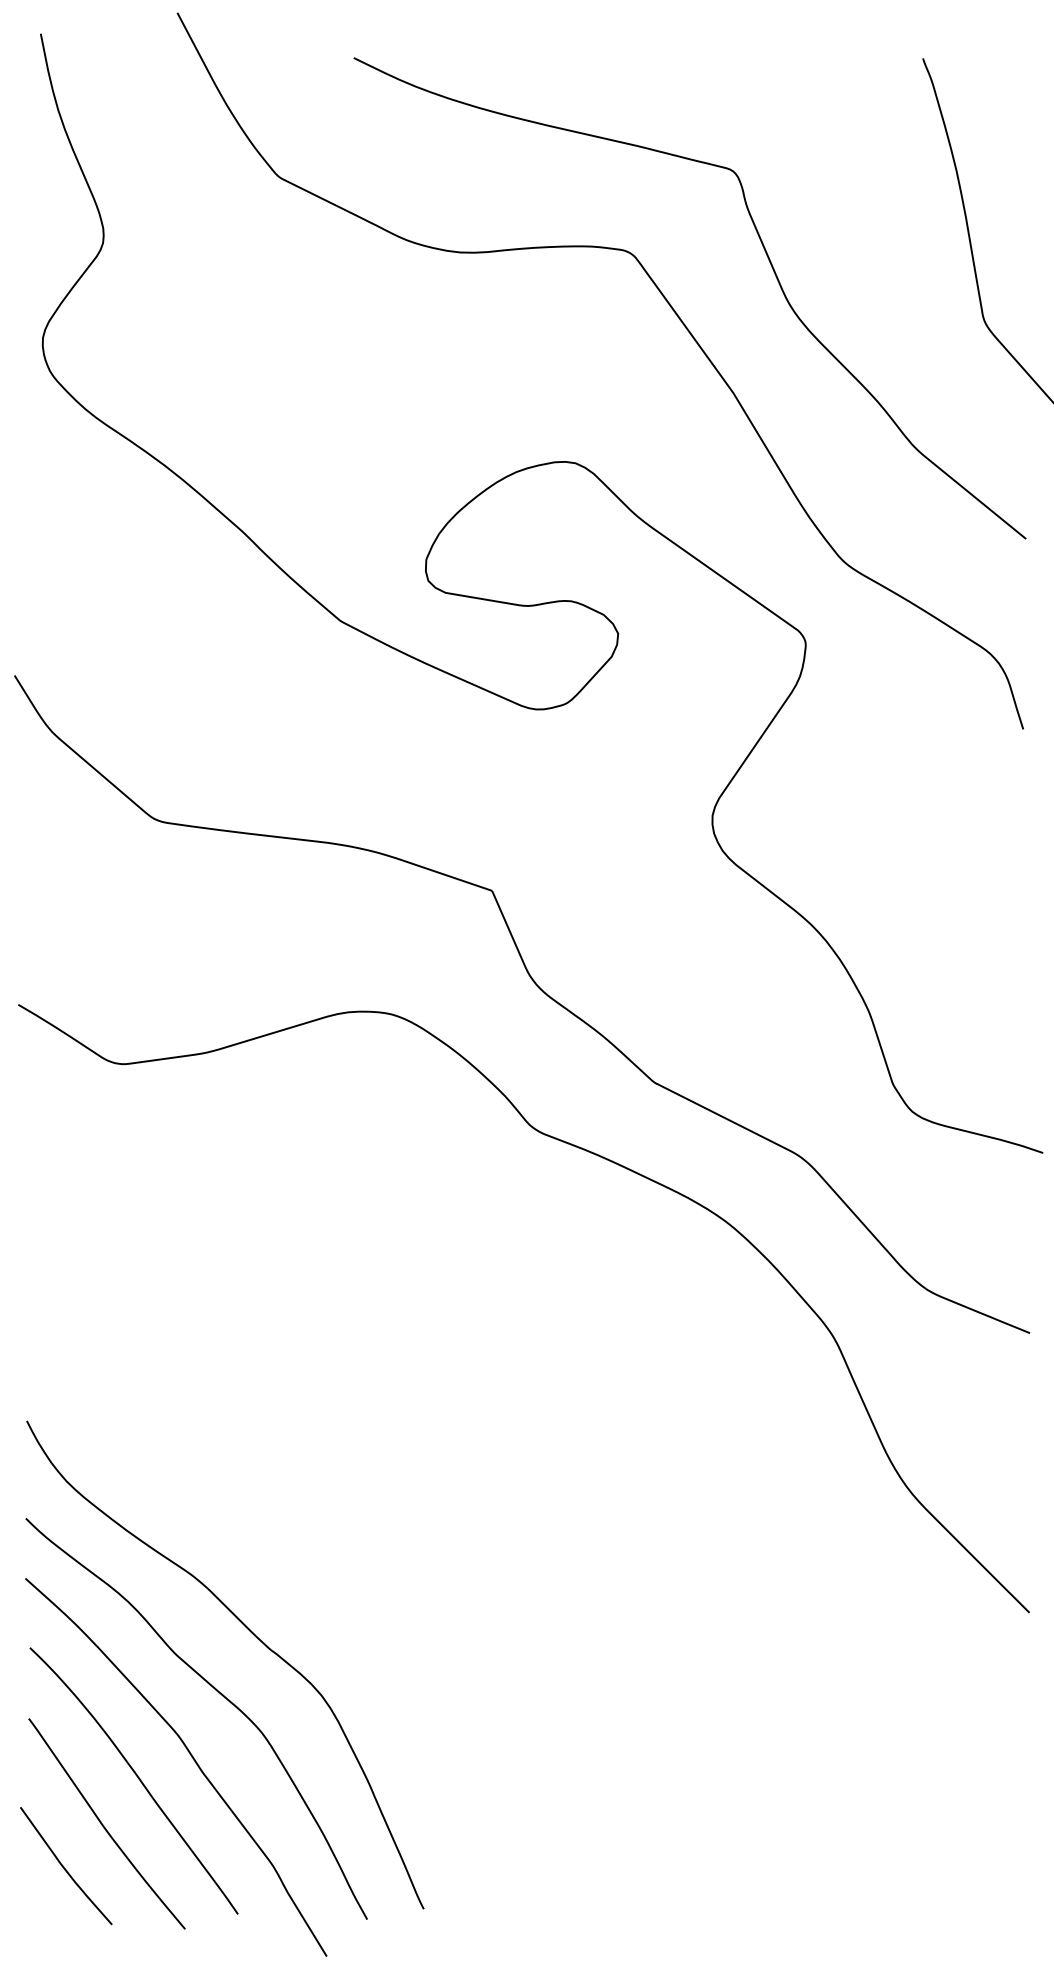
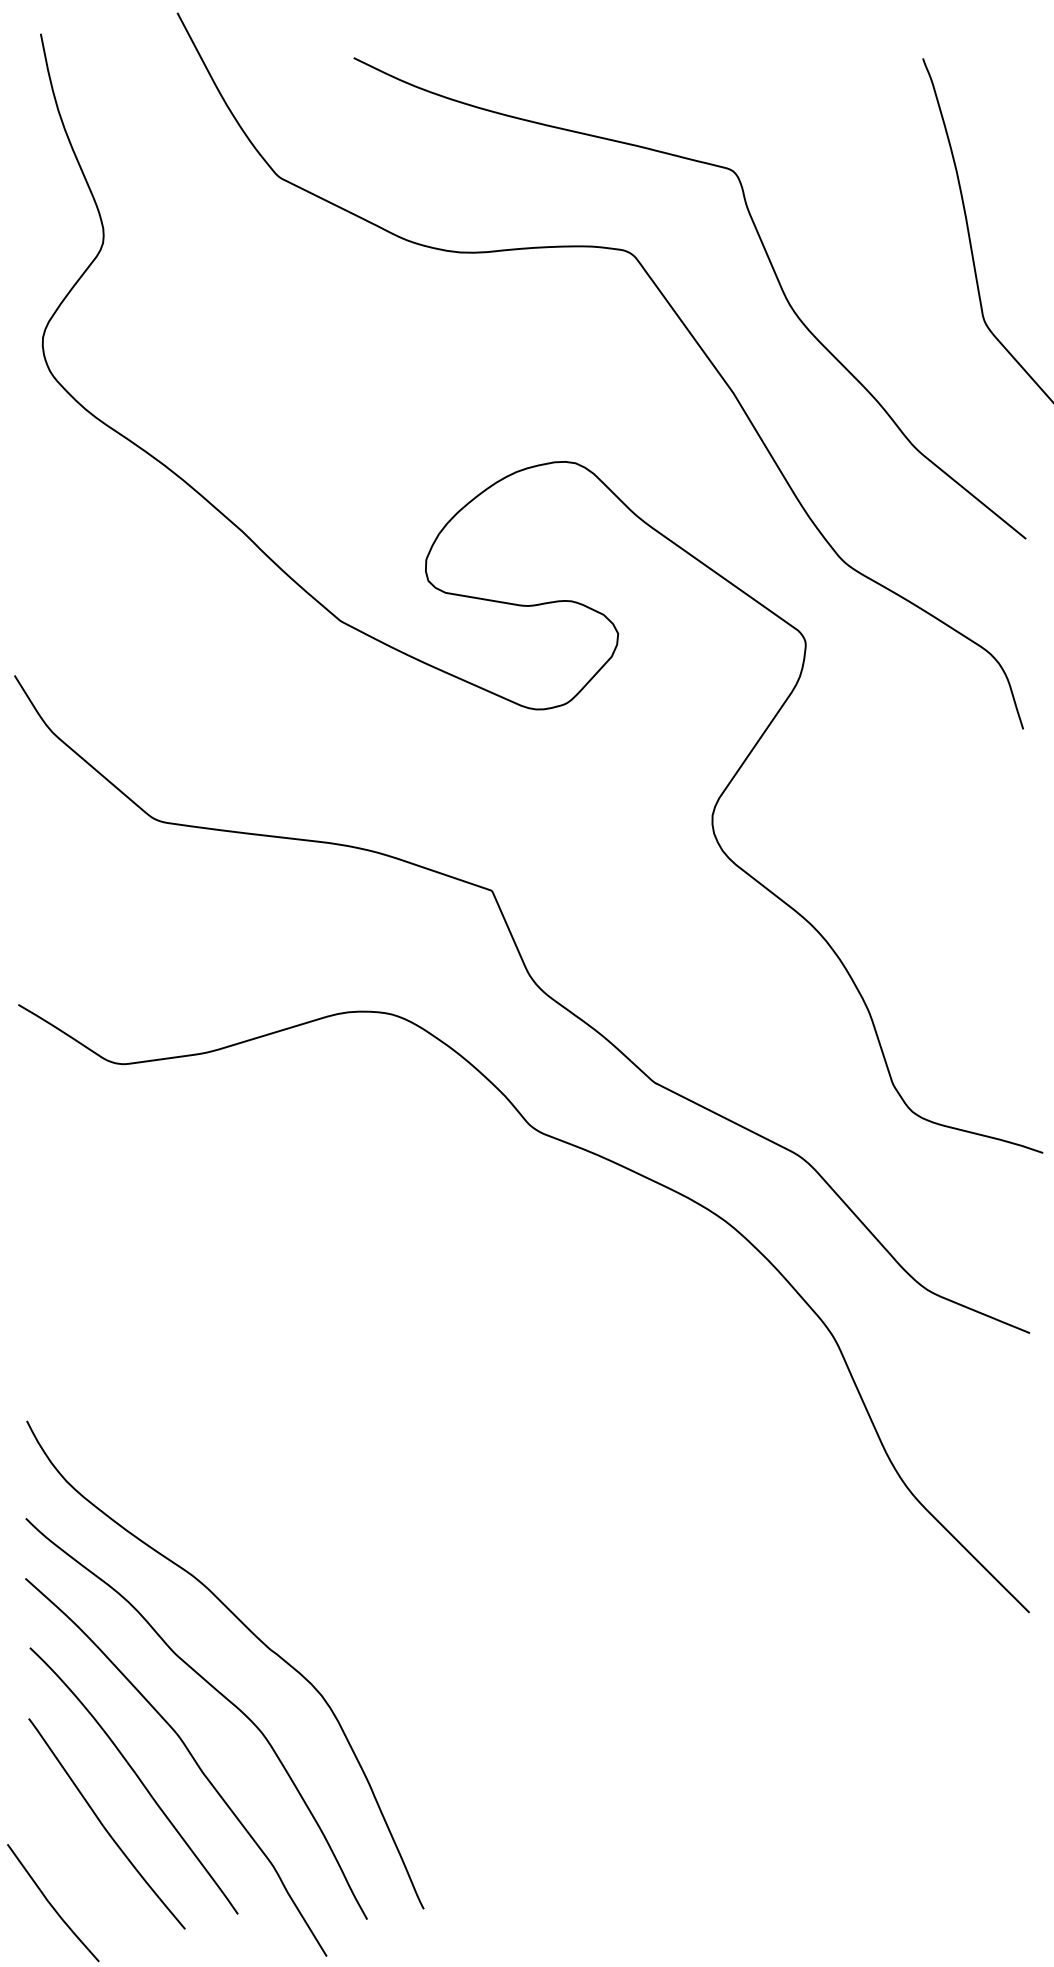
curve position: (64, 1866) -> (51, 1903) (51, 1903)
